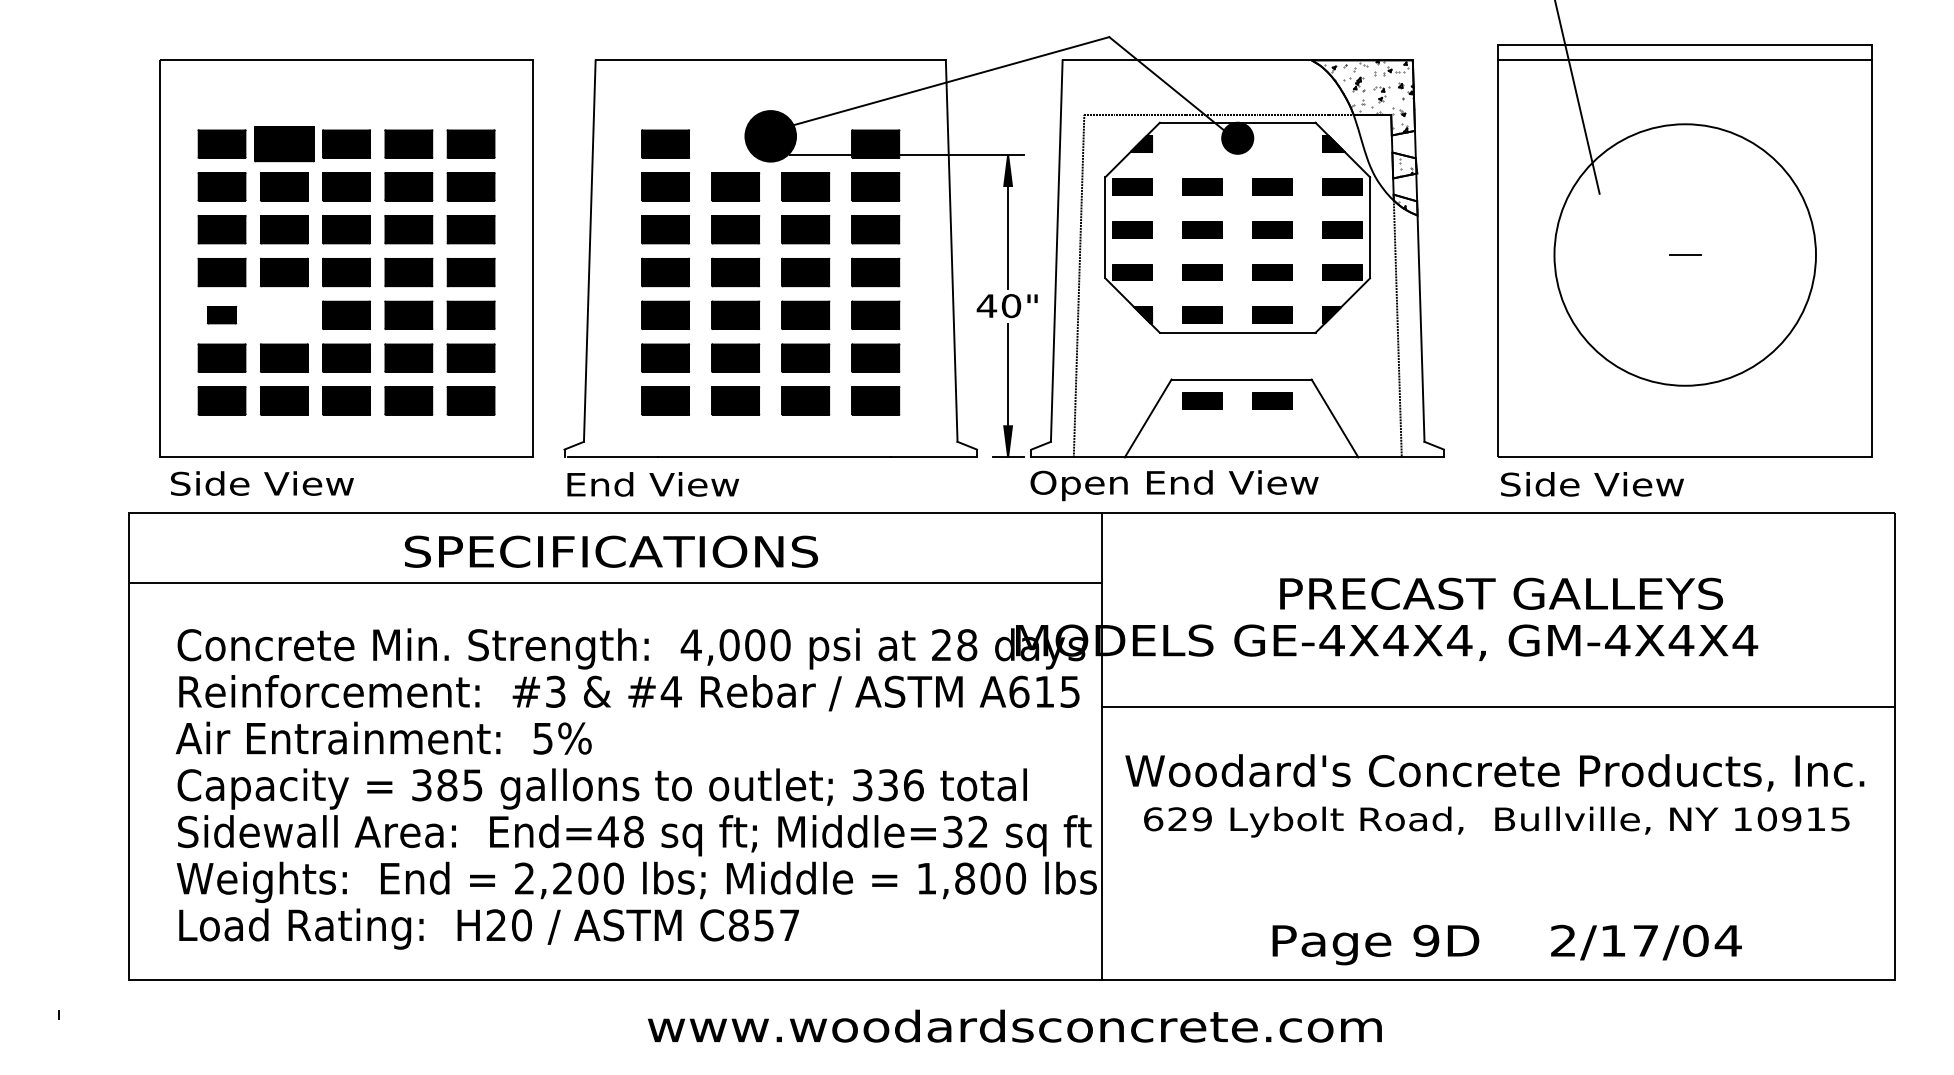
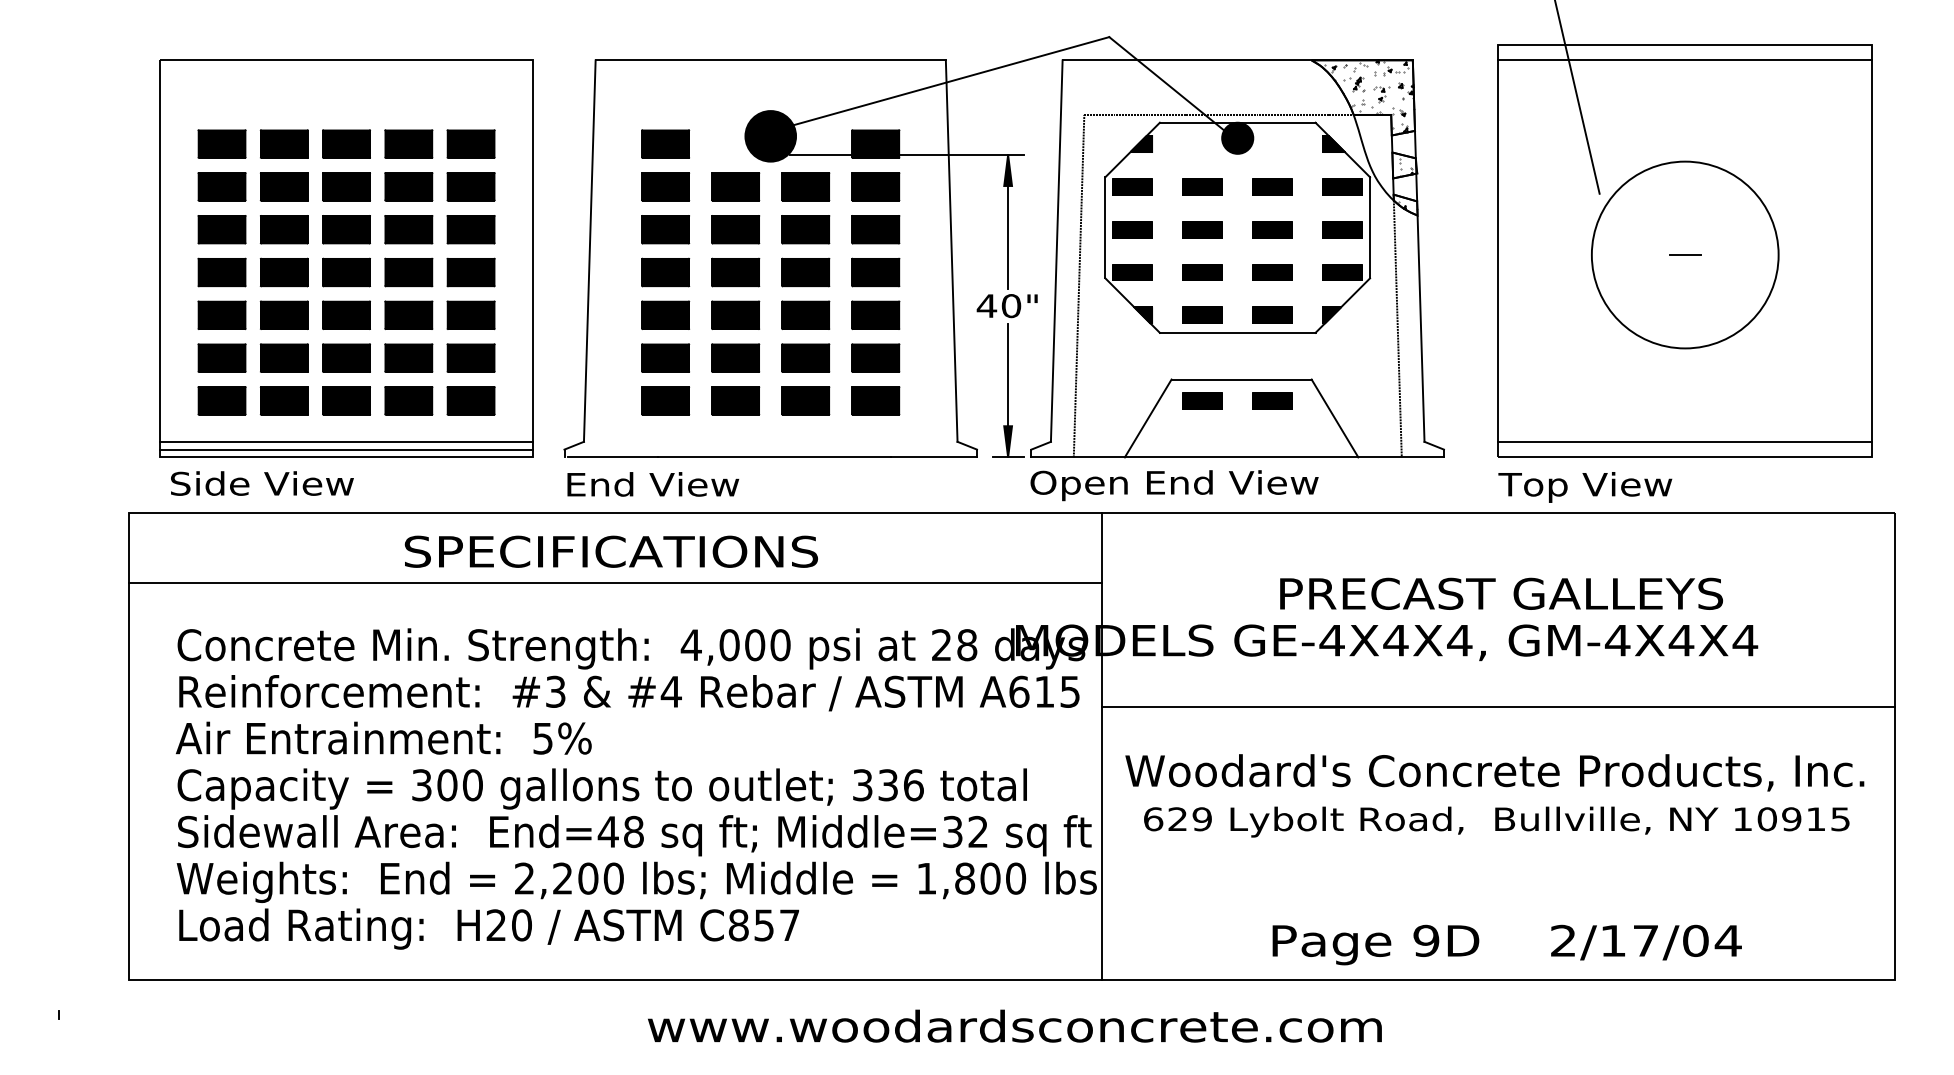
part size: 61x37 px -> 50x30 px (283, 143)
circle diameter: 262 px -> 187 px (1684, 254)
part: none -> present (283, 314)
part size: 31x19 px -> 50x30 px (221, 314)
line: none -> present (346, 441)
line: none -> present (1685, 441)
line: none -> present (346, 449)
text: Side View -> Top View (1590, 487)
text: 385 -> 300 (459, 785)
